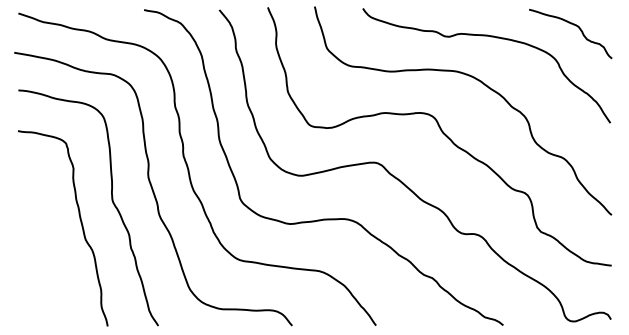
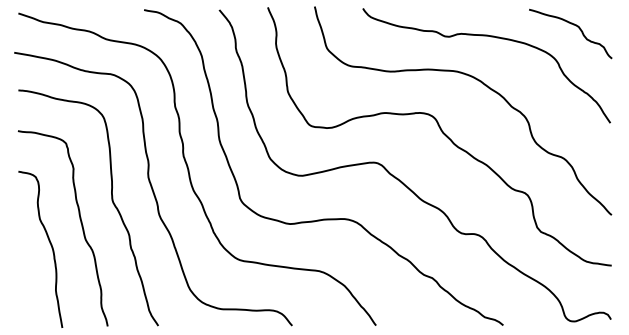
curve: none -> present (49, 243)
